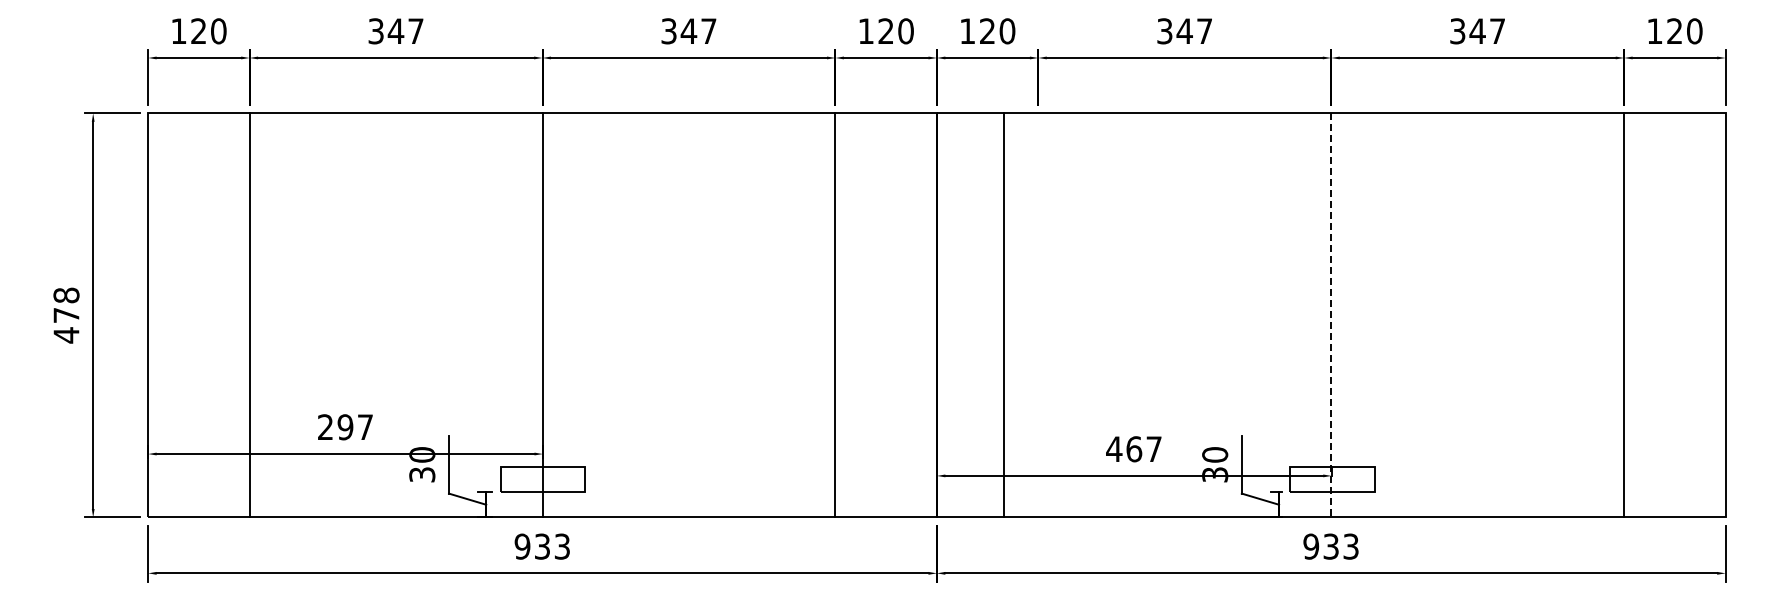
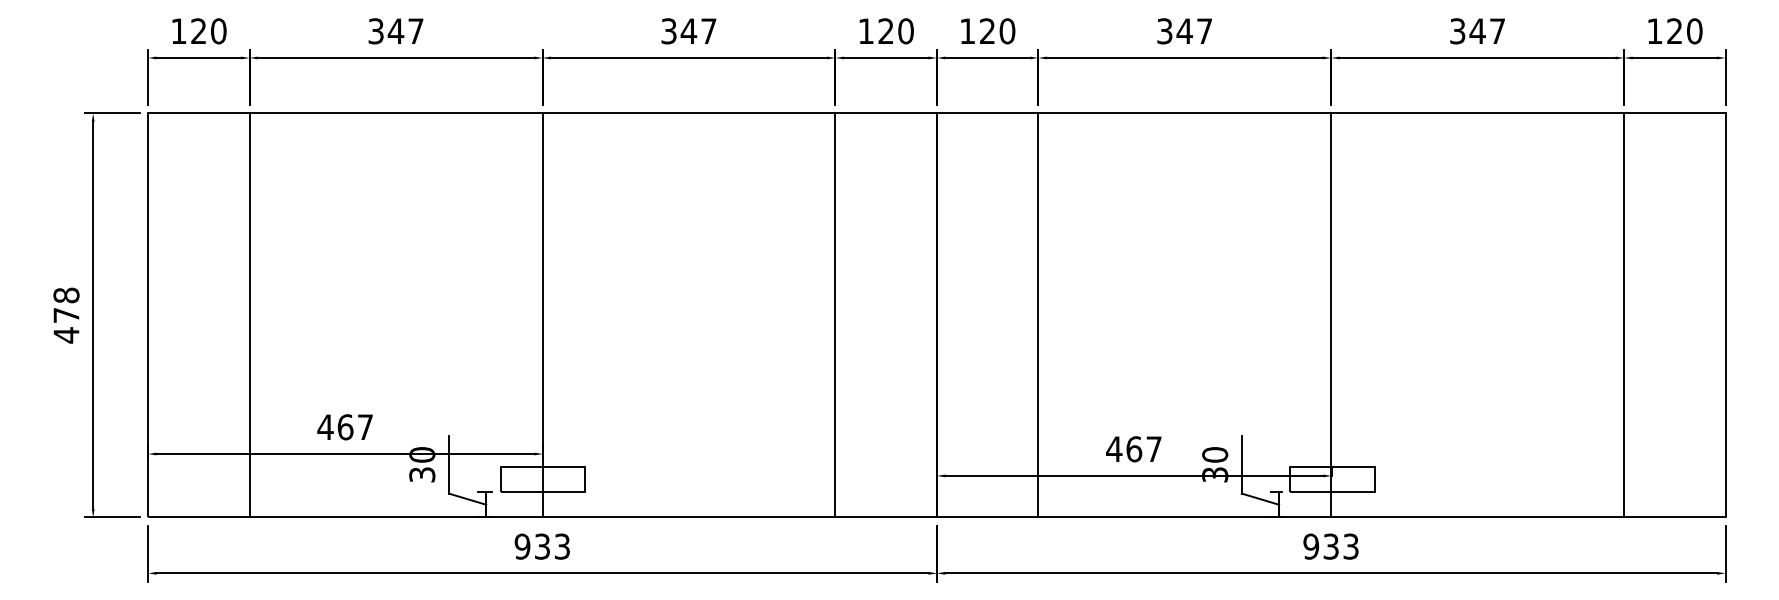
line position: (1004, 315) -> (1038, 315) (1038, 315)
line: dashed -> solid (1331, 315)
text: 297 -> 467 (335, 427)
